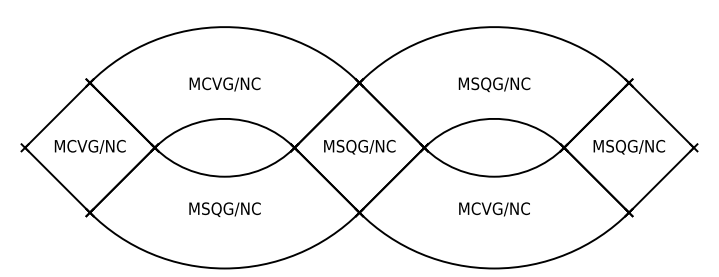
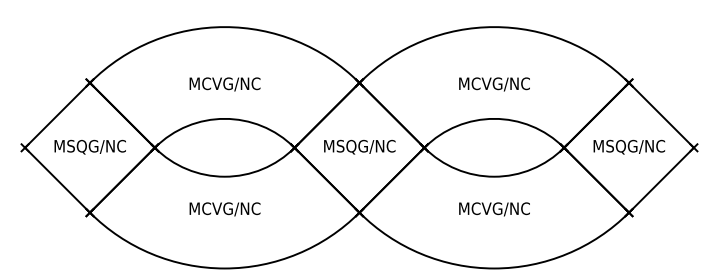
text: MSQG/NC -> MCVG/NC (494, 84)
text: MCVG/NC -> MSQG/NC (89, 146)
text: MSQG/NC -> MCVG/NC (224, 209)
